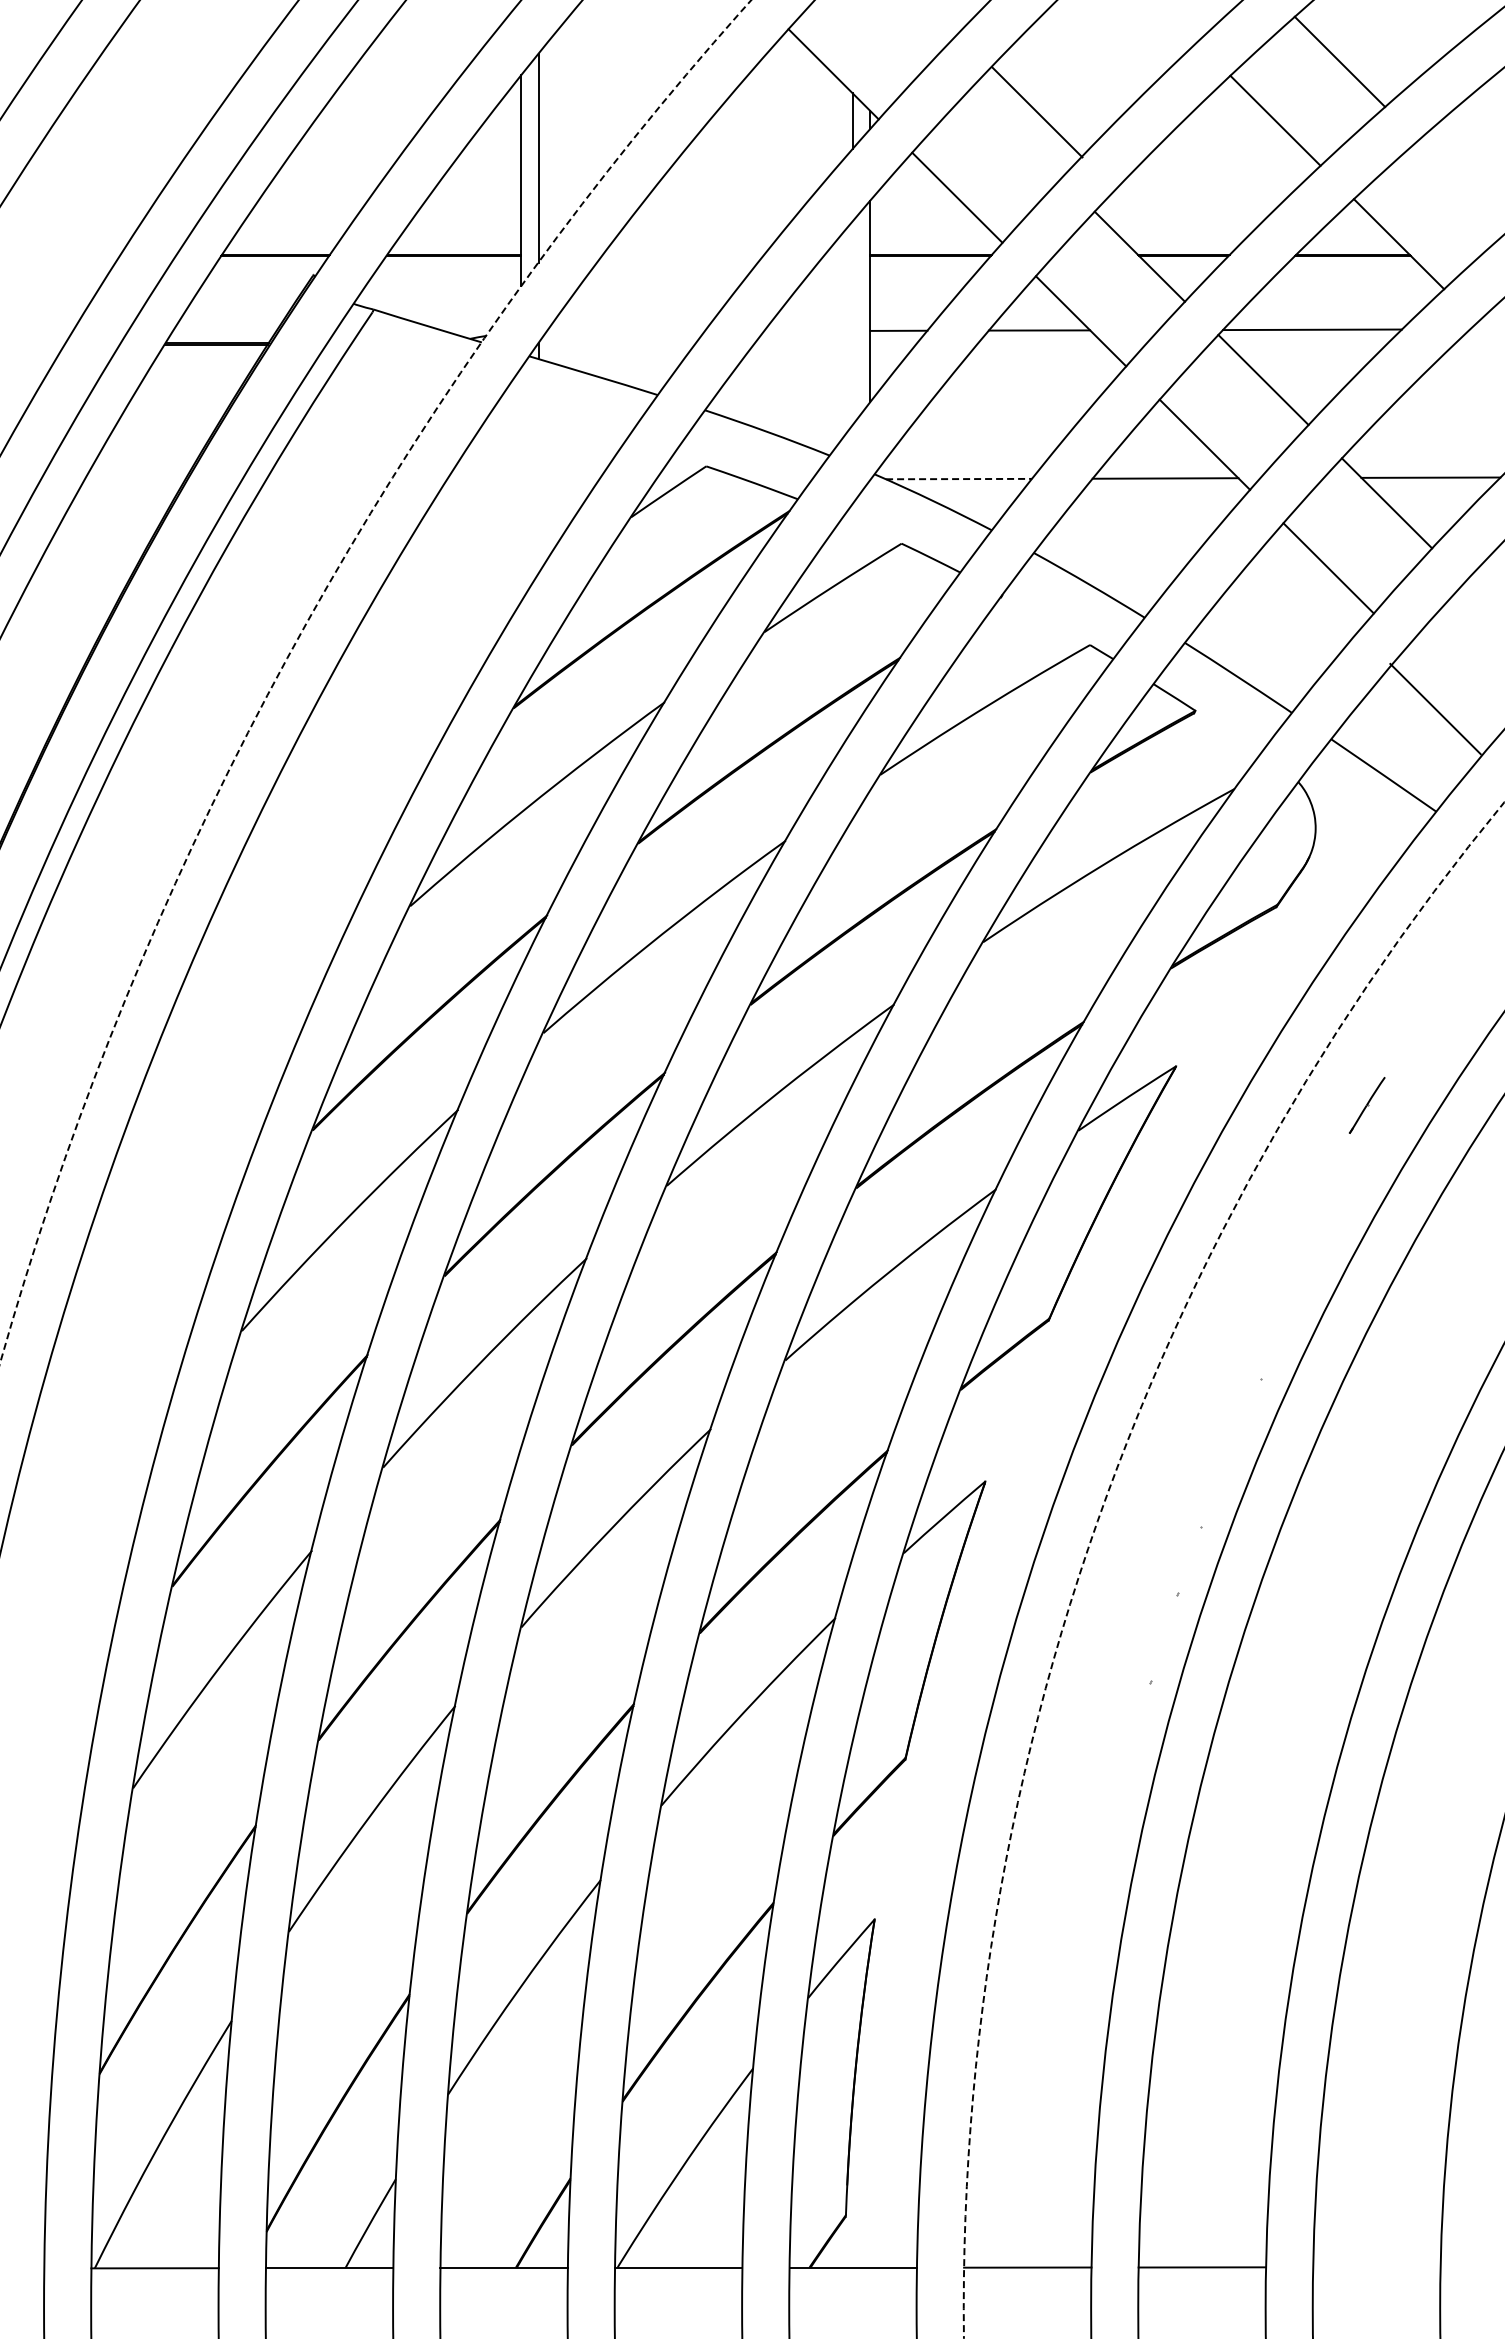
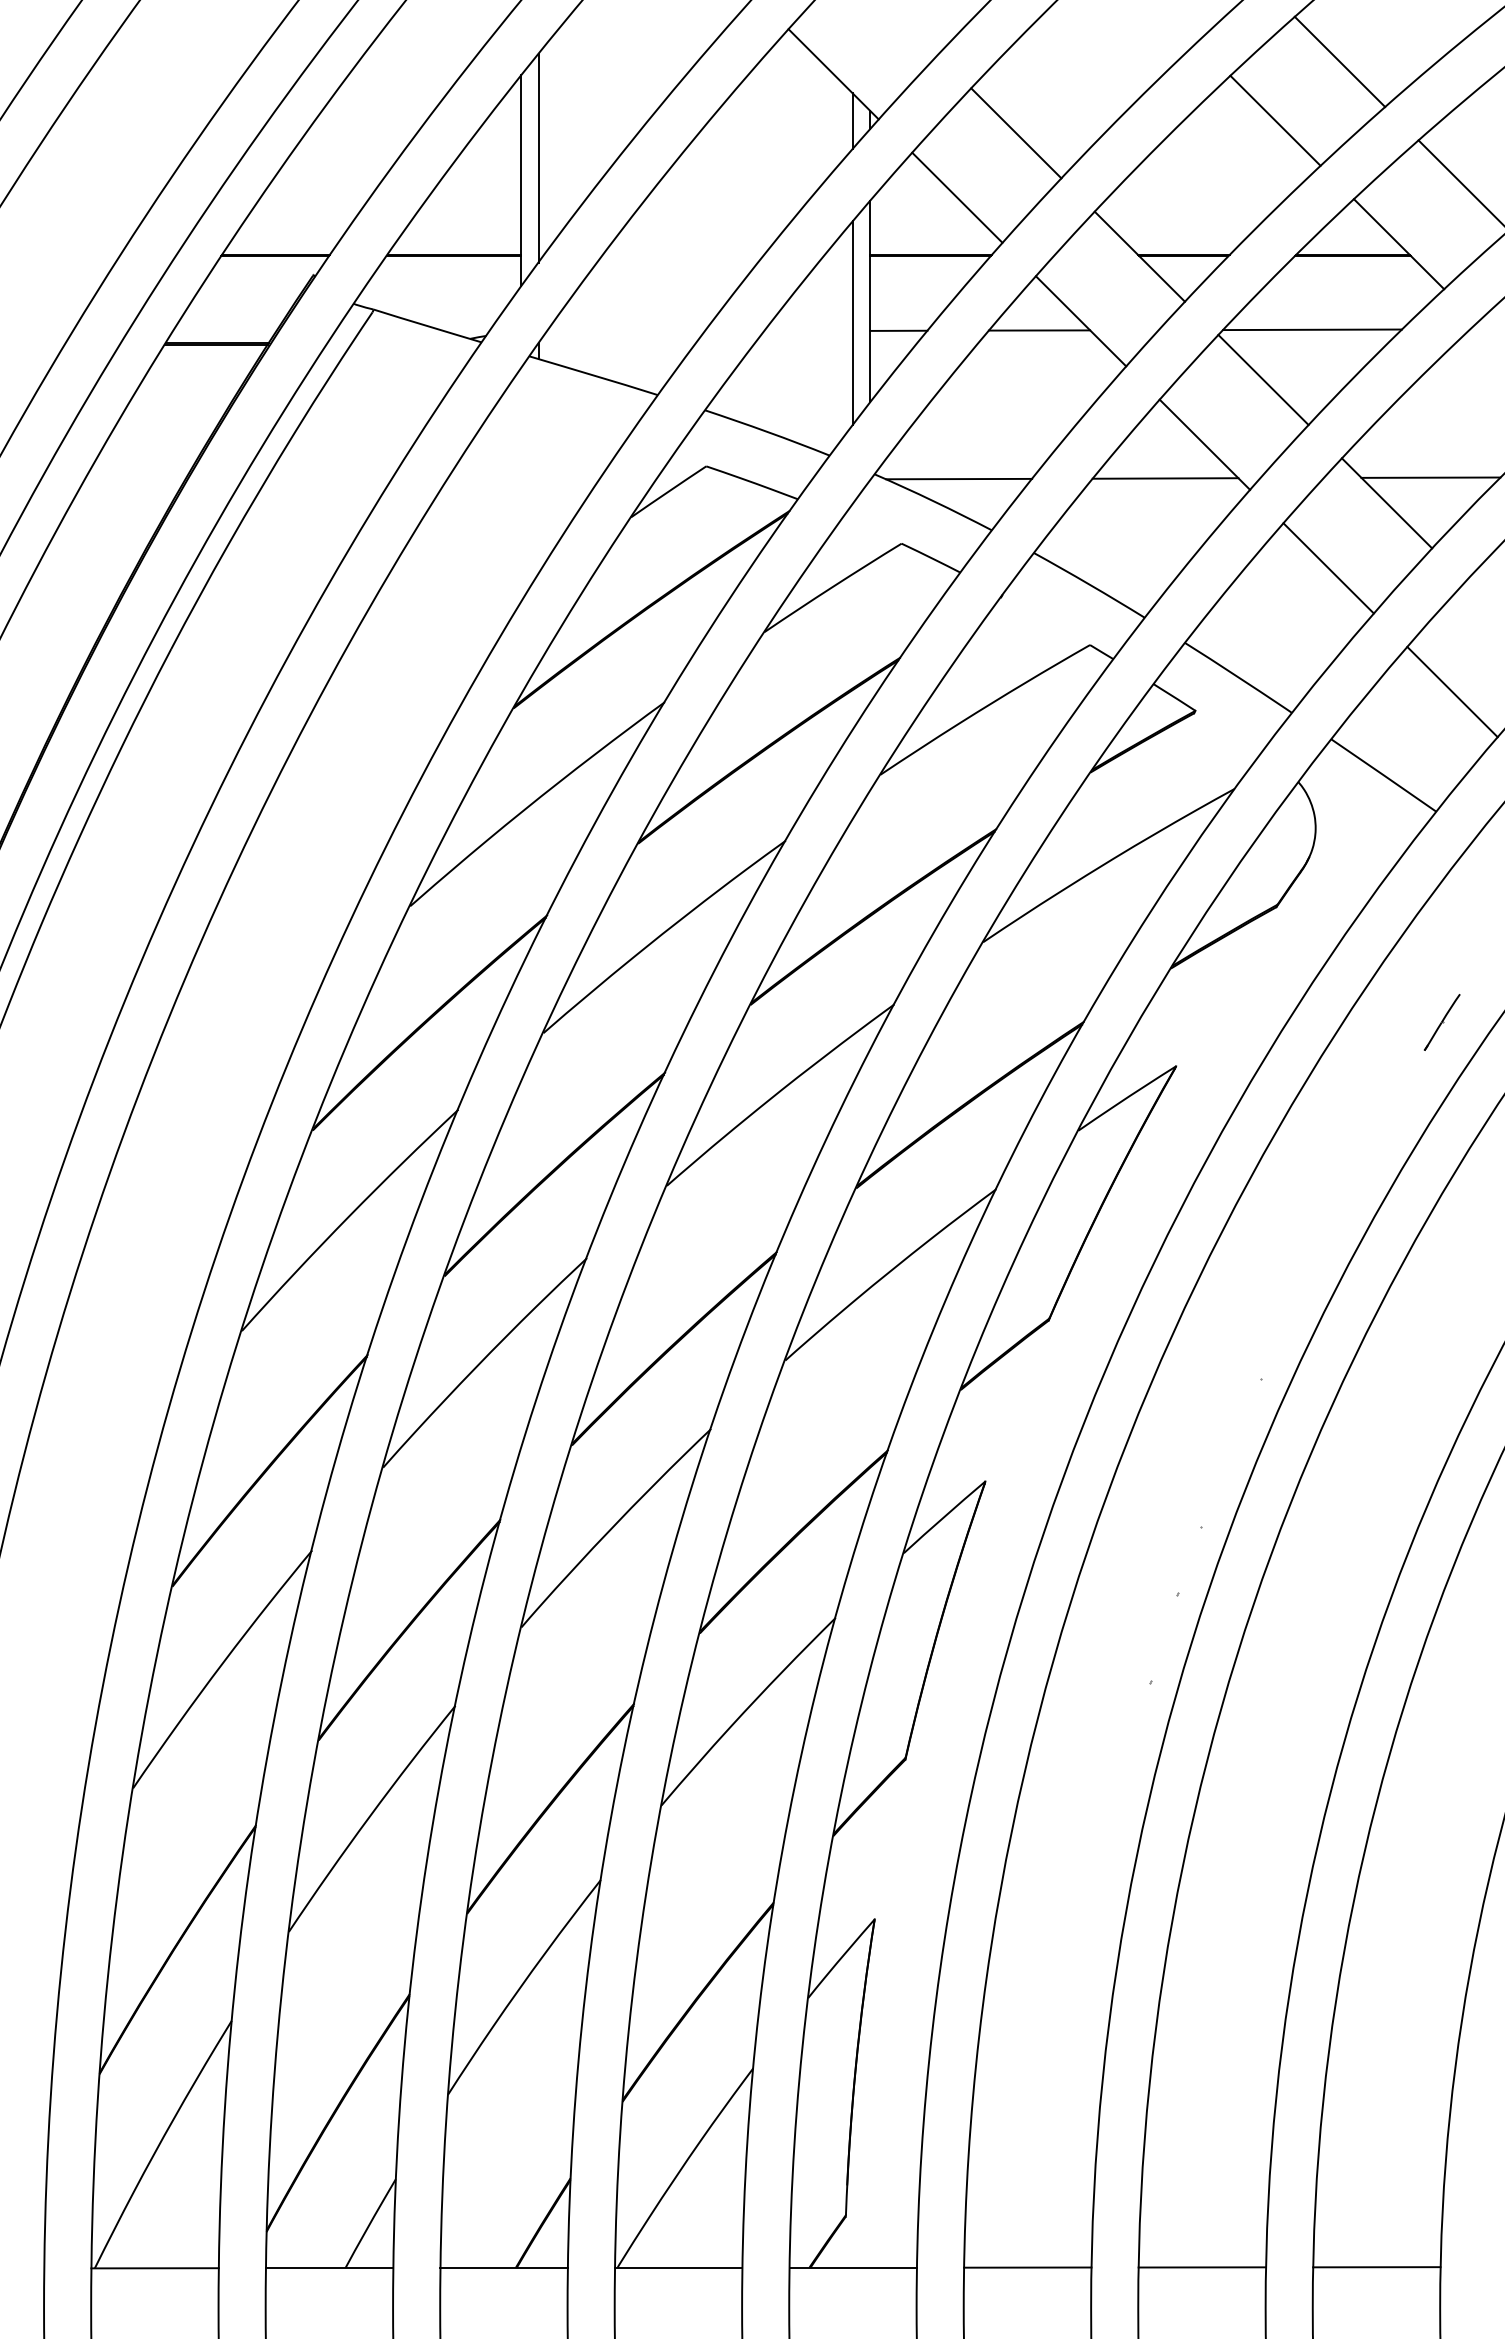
line position: (1037, 112) -> (1016, 133) (1016, 133)
line: none -> present (1459, 181)
line: none -> present (852, 323)
line: dashed -> solid (959, 479)
circle: dashed -> solid (375, 681)
line position: (1435, 708) -> (1452, 691) (1452, 691)
part position: (1367, 1105) -> (1442, 1022) (1442, 1022)
circle: dashed -> solid (1233, 1569)
line: none -> present (1376, 2267)
